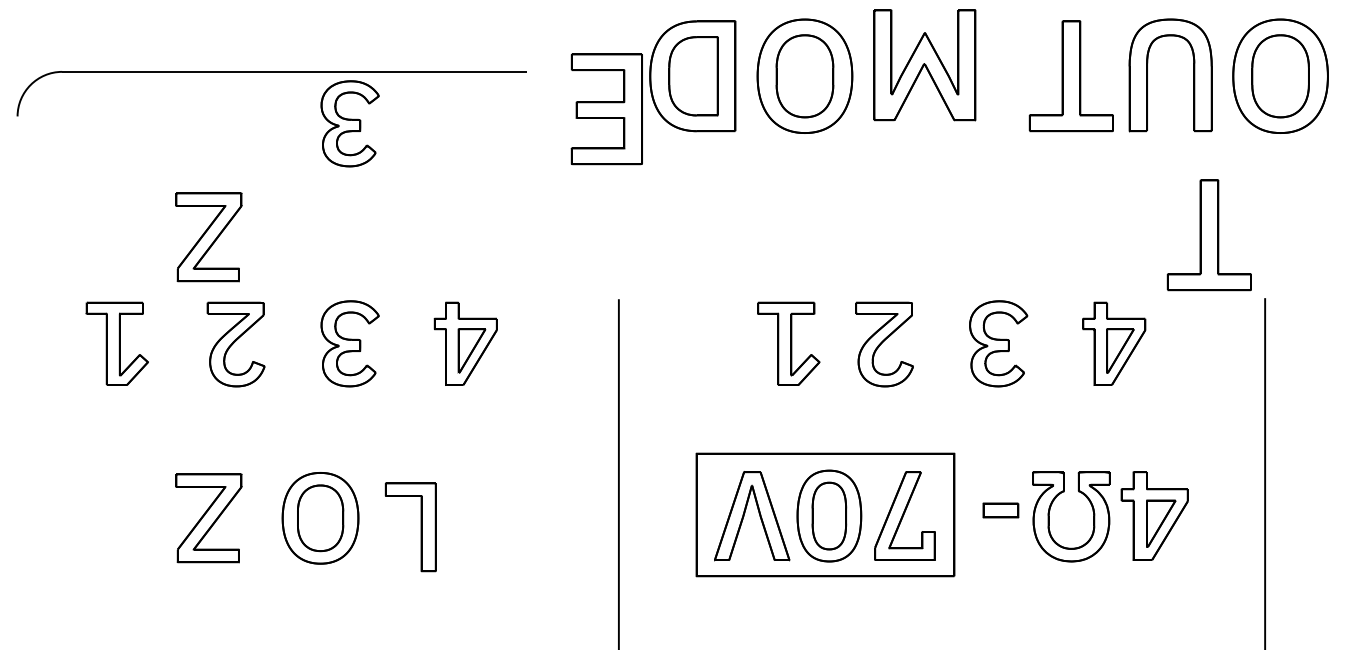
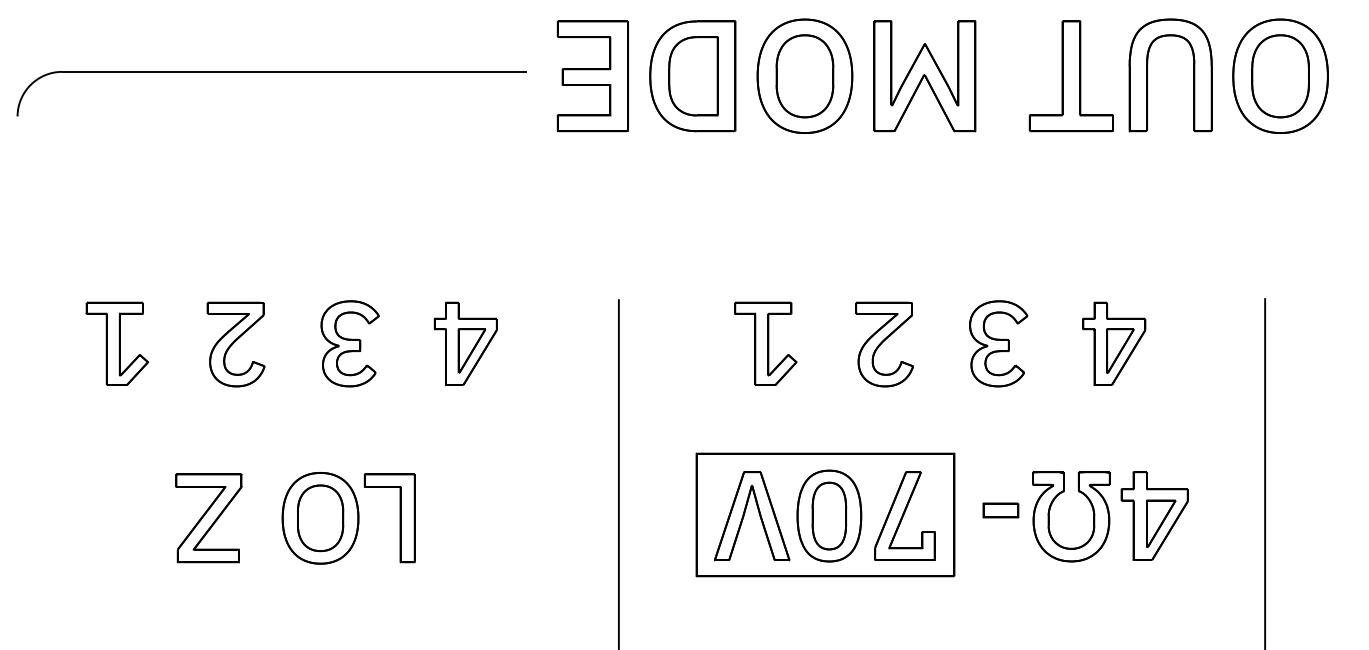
part position: (924, 65) -> (924, 76) (924, 76)
part position: (606, 109) -> (592, 76) (592, 76)
part: present -> none (349, 123)
part: present -> none (1208, 235)
part: present -> none (208, 237)
part position: (788, 343) -> (765, 343) (765, 343)
part position: (420, 527) -> (399, 518) (399, 518)
